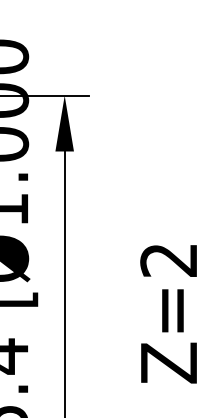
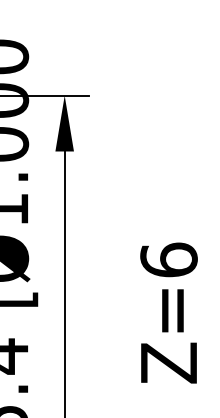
text: Z=2 -> Z=6 (168, 259)
